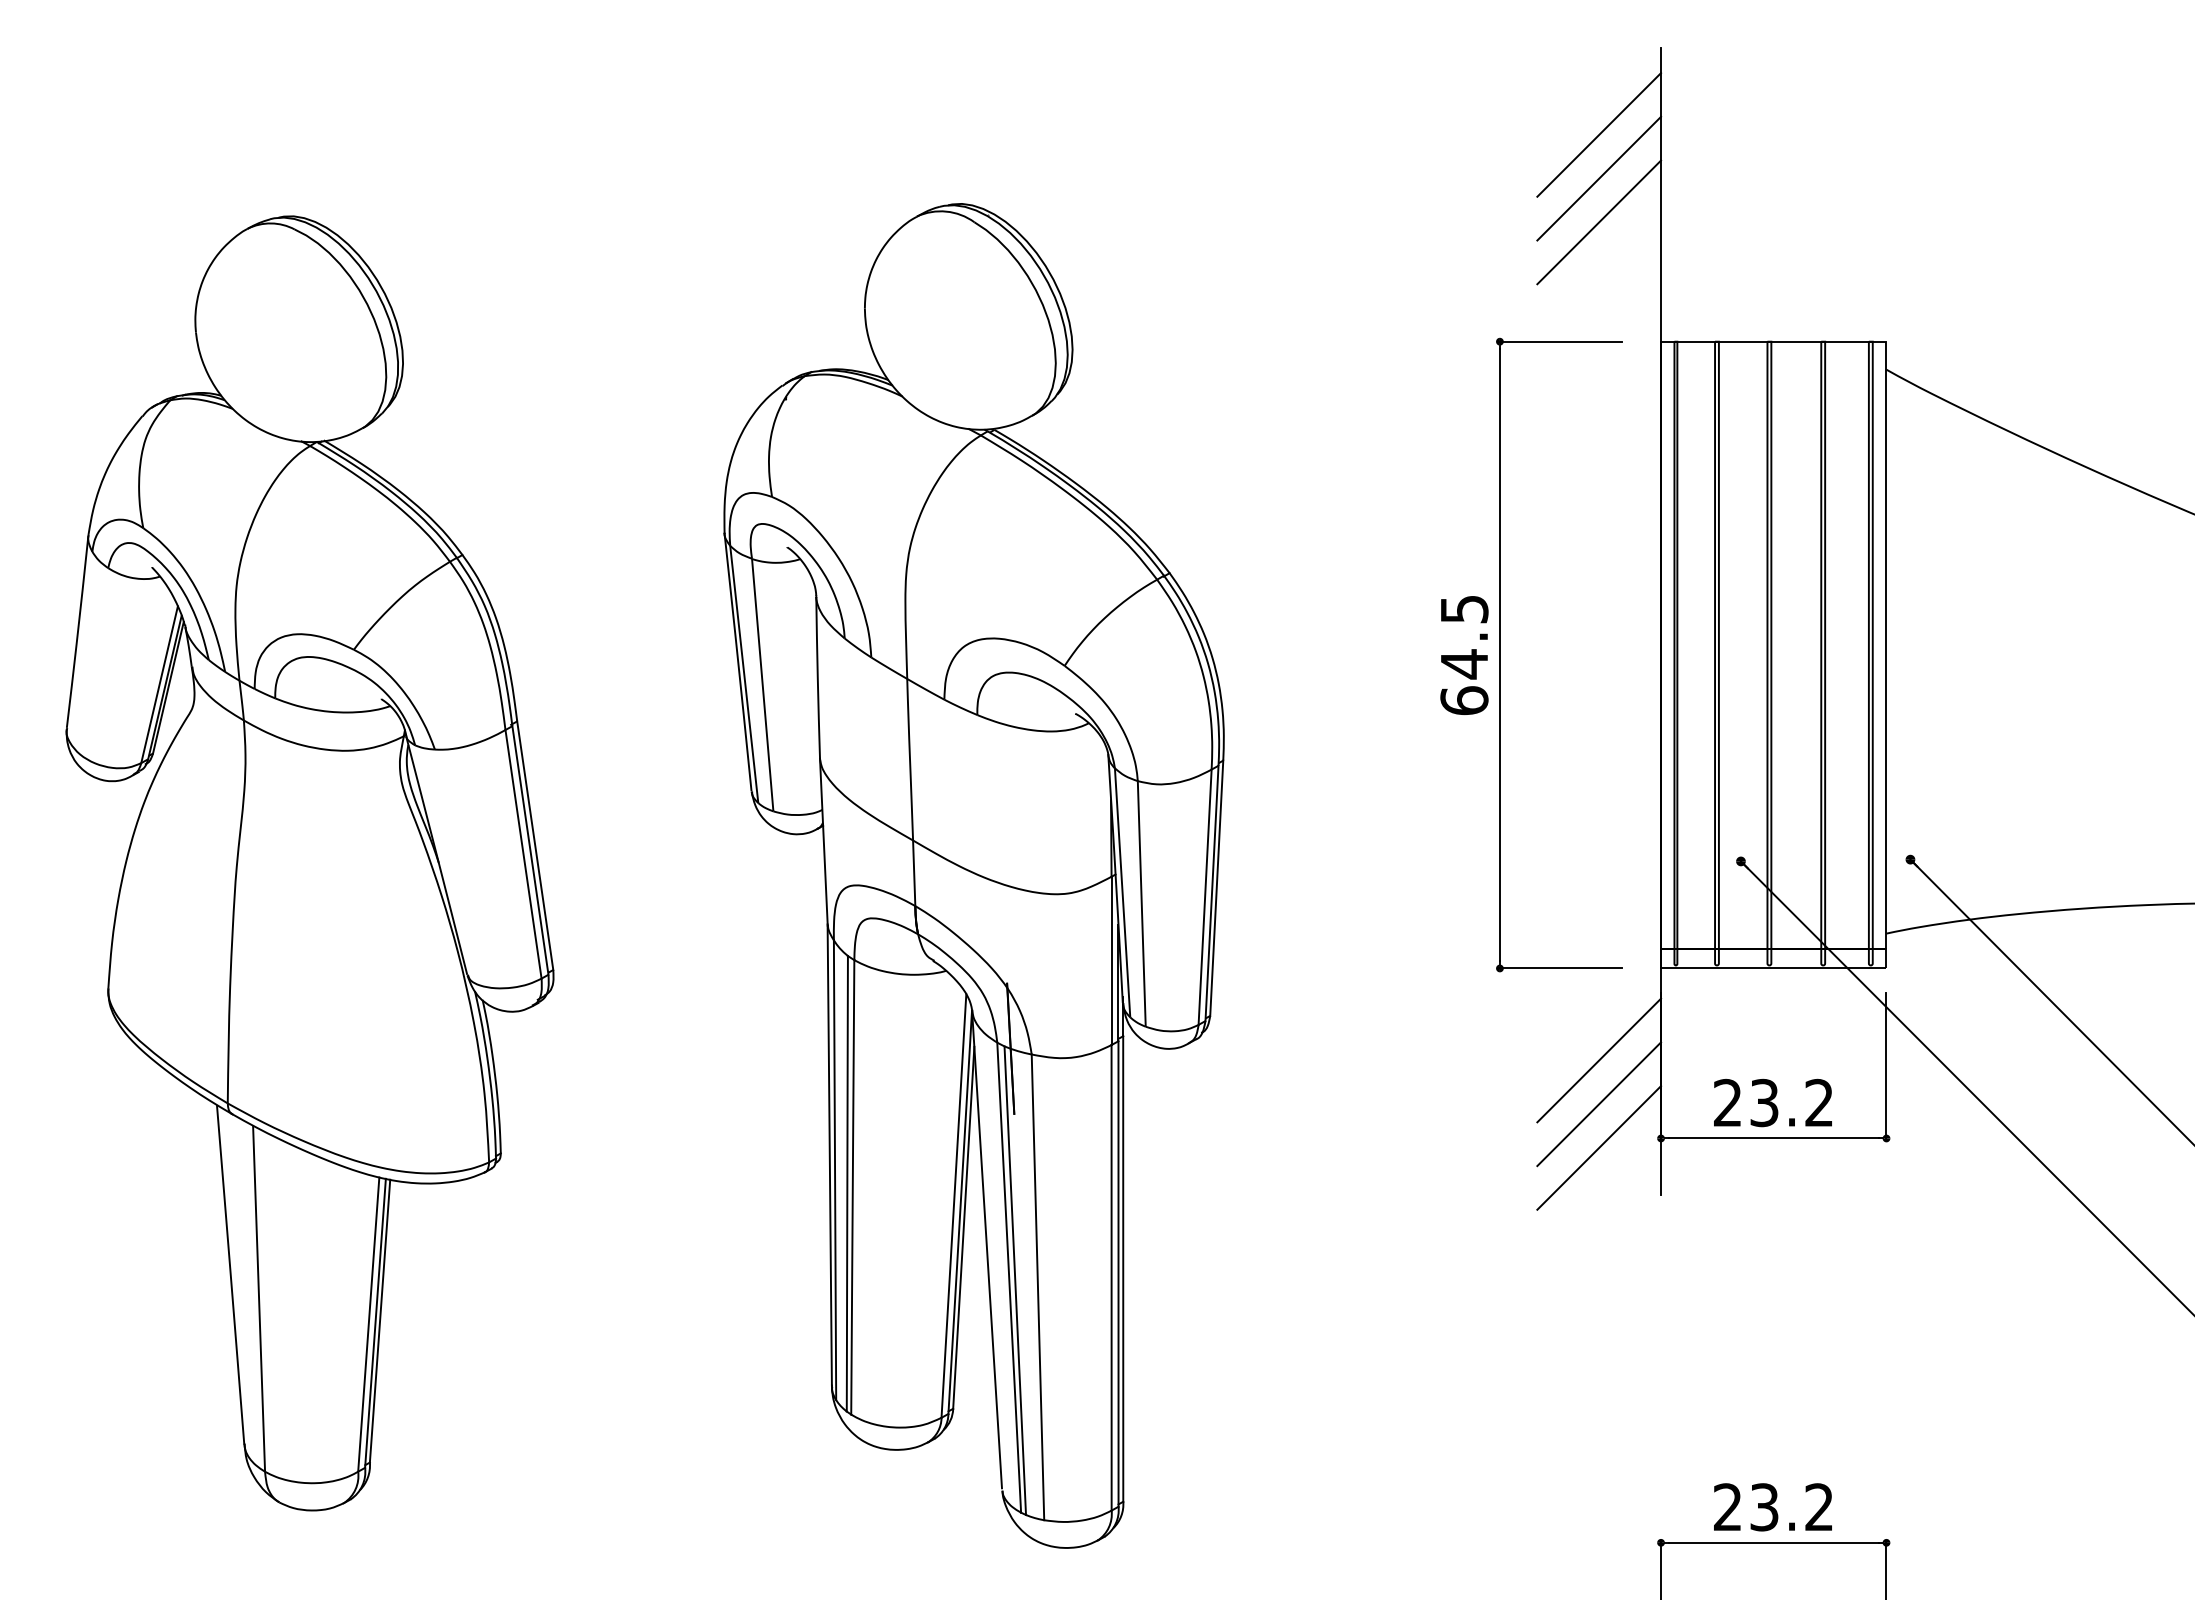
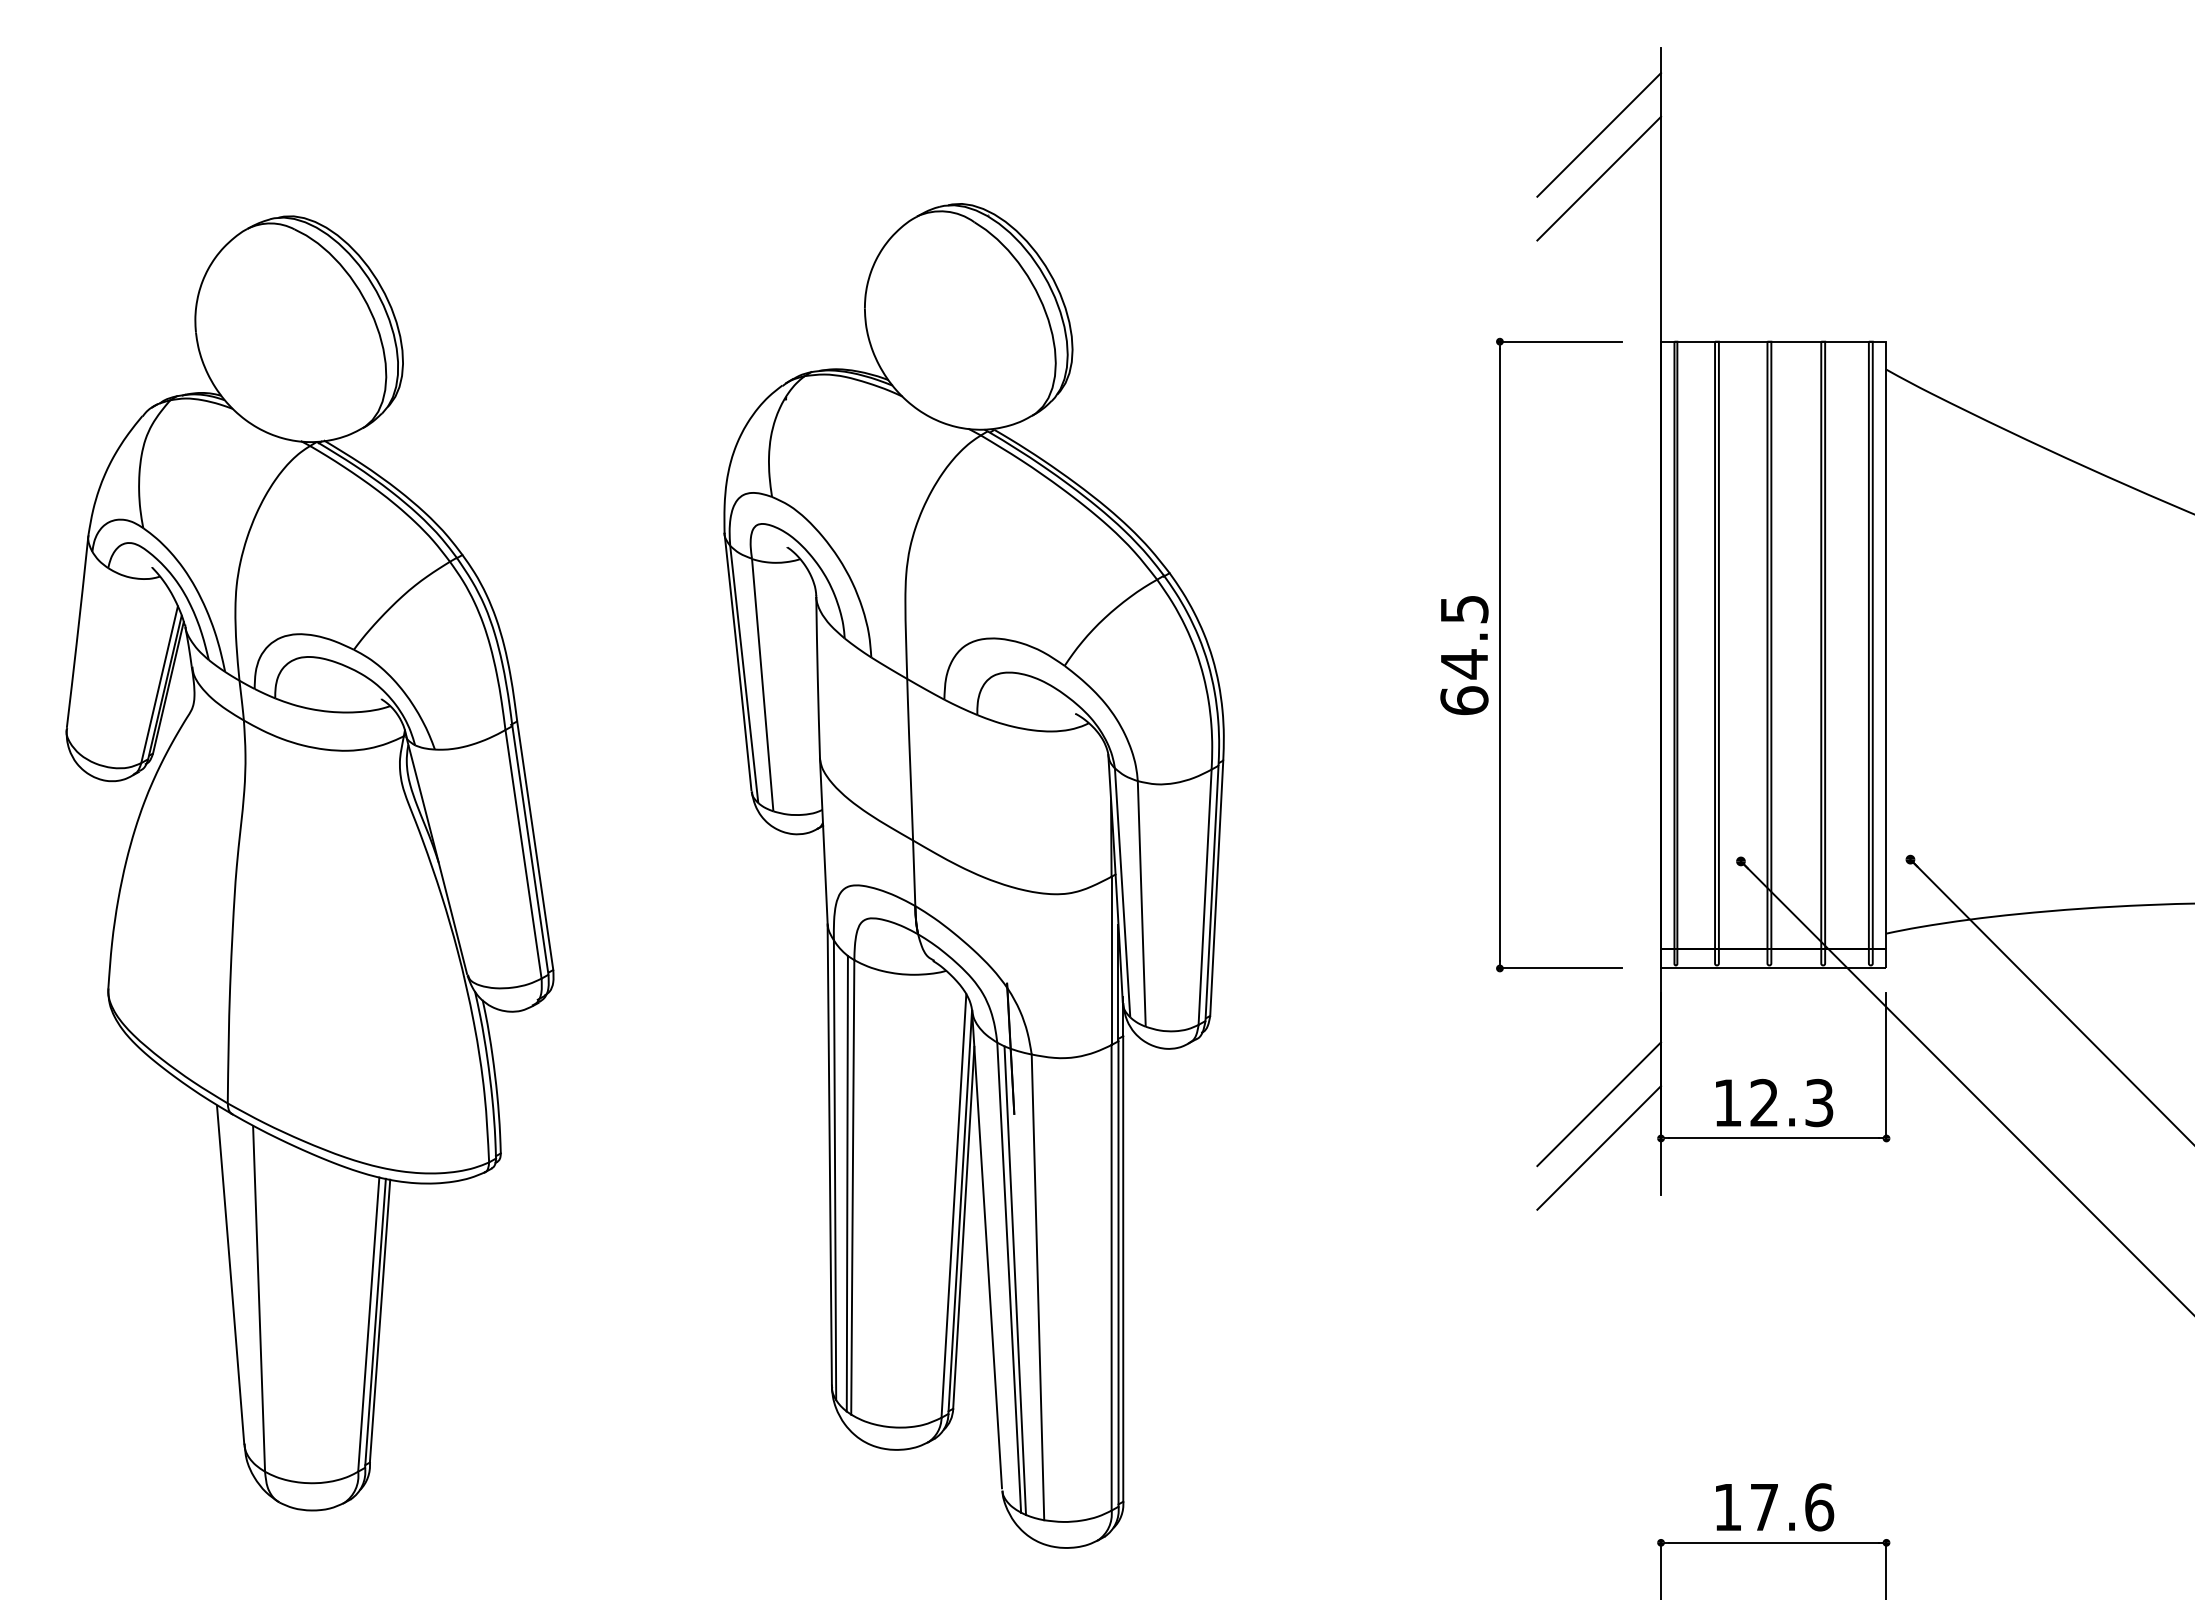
line: present -> none (1599, 222)
line: present -> none (1599, 1060)
text: 23.2 -> 12.3 (1773, 1102)
text: 23.2 -> 17.6 (1774, 1507)
